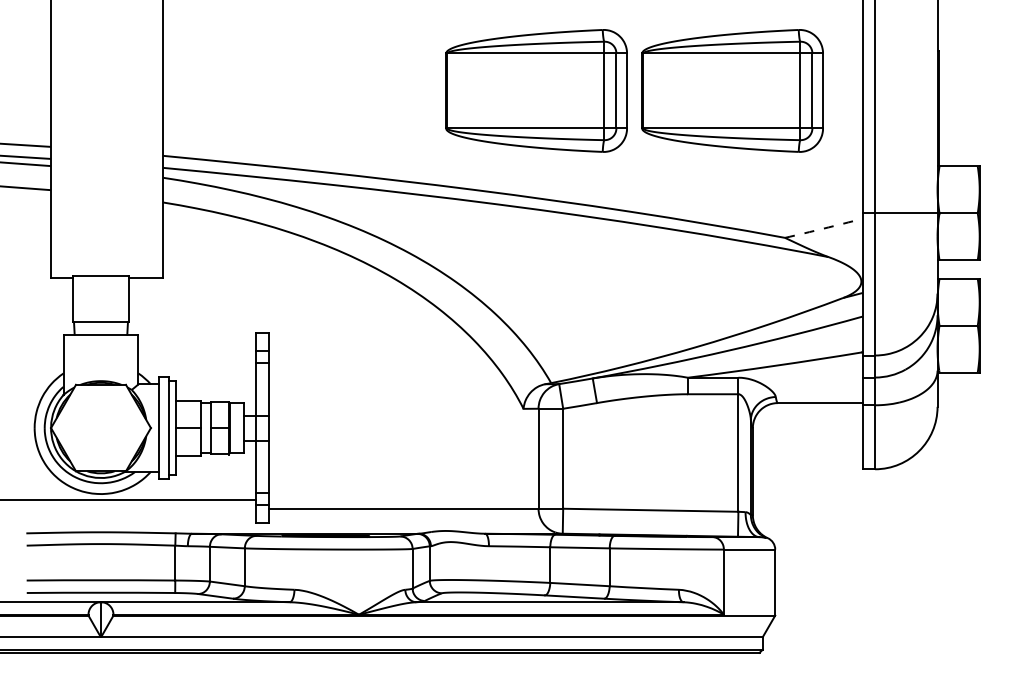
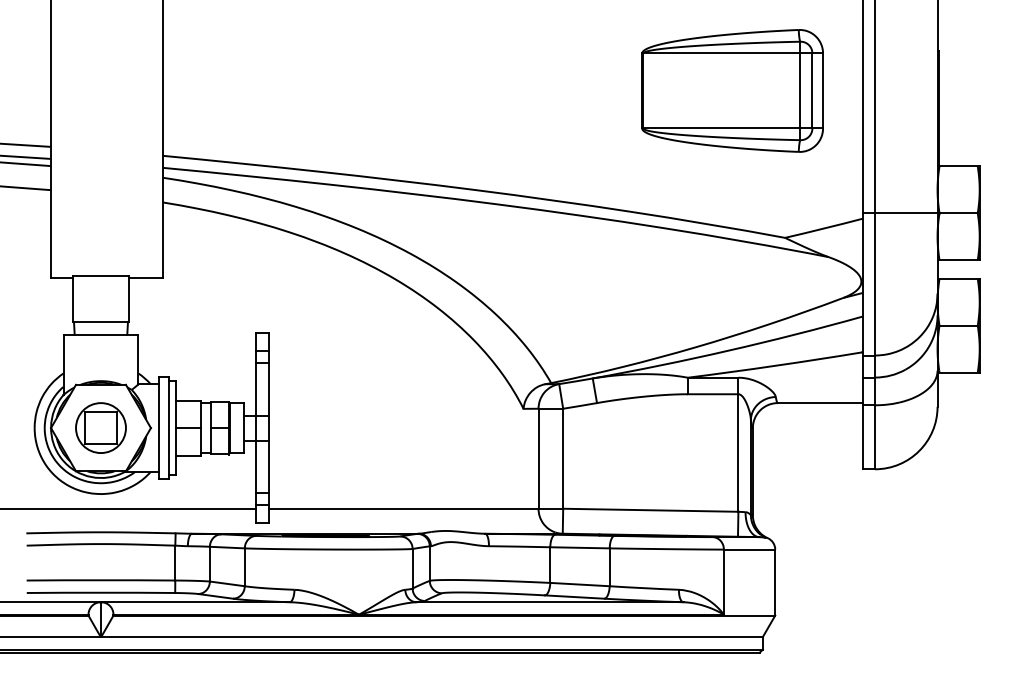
part: present -> none (536, 90)
arc: dashed -> solid (823, 228)
part: none -> present (100, 427)
line position: (129, 499) -> (129, 508) (129, 508)
